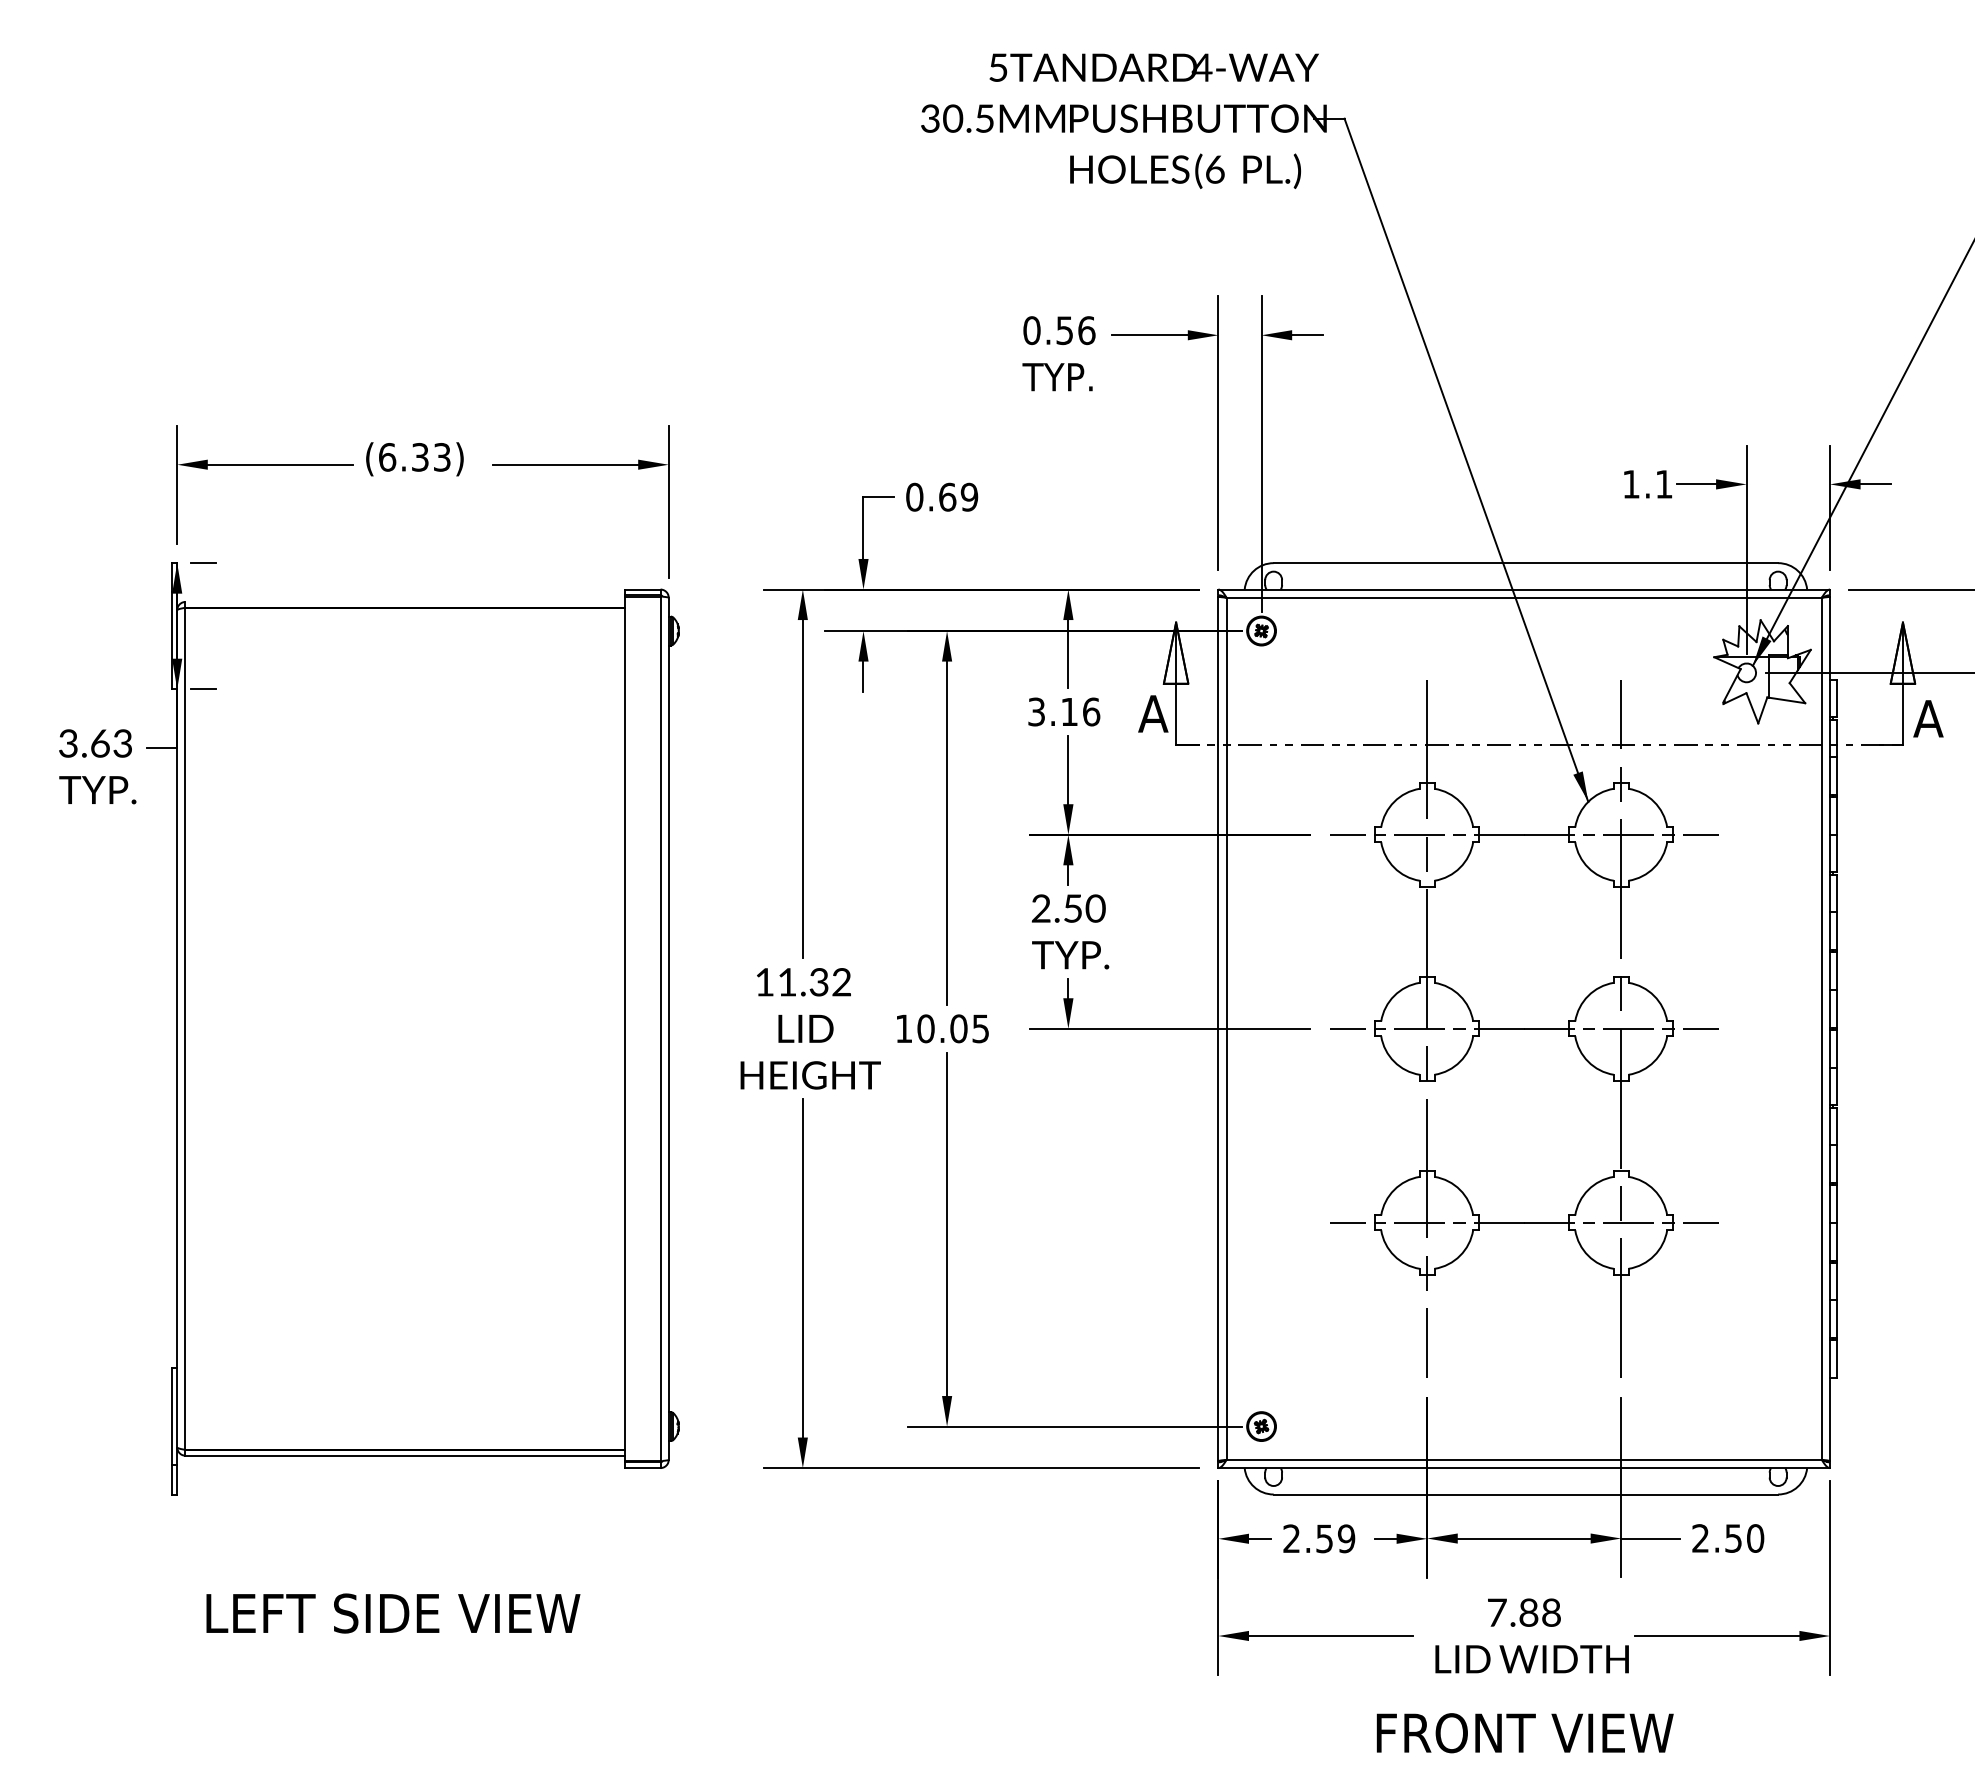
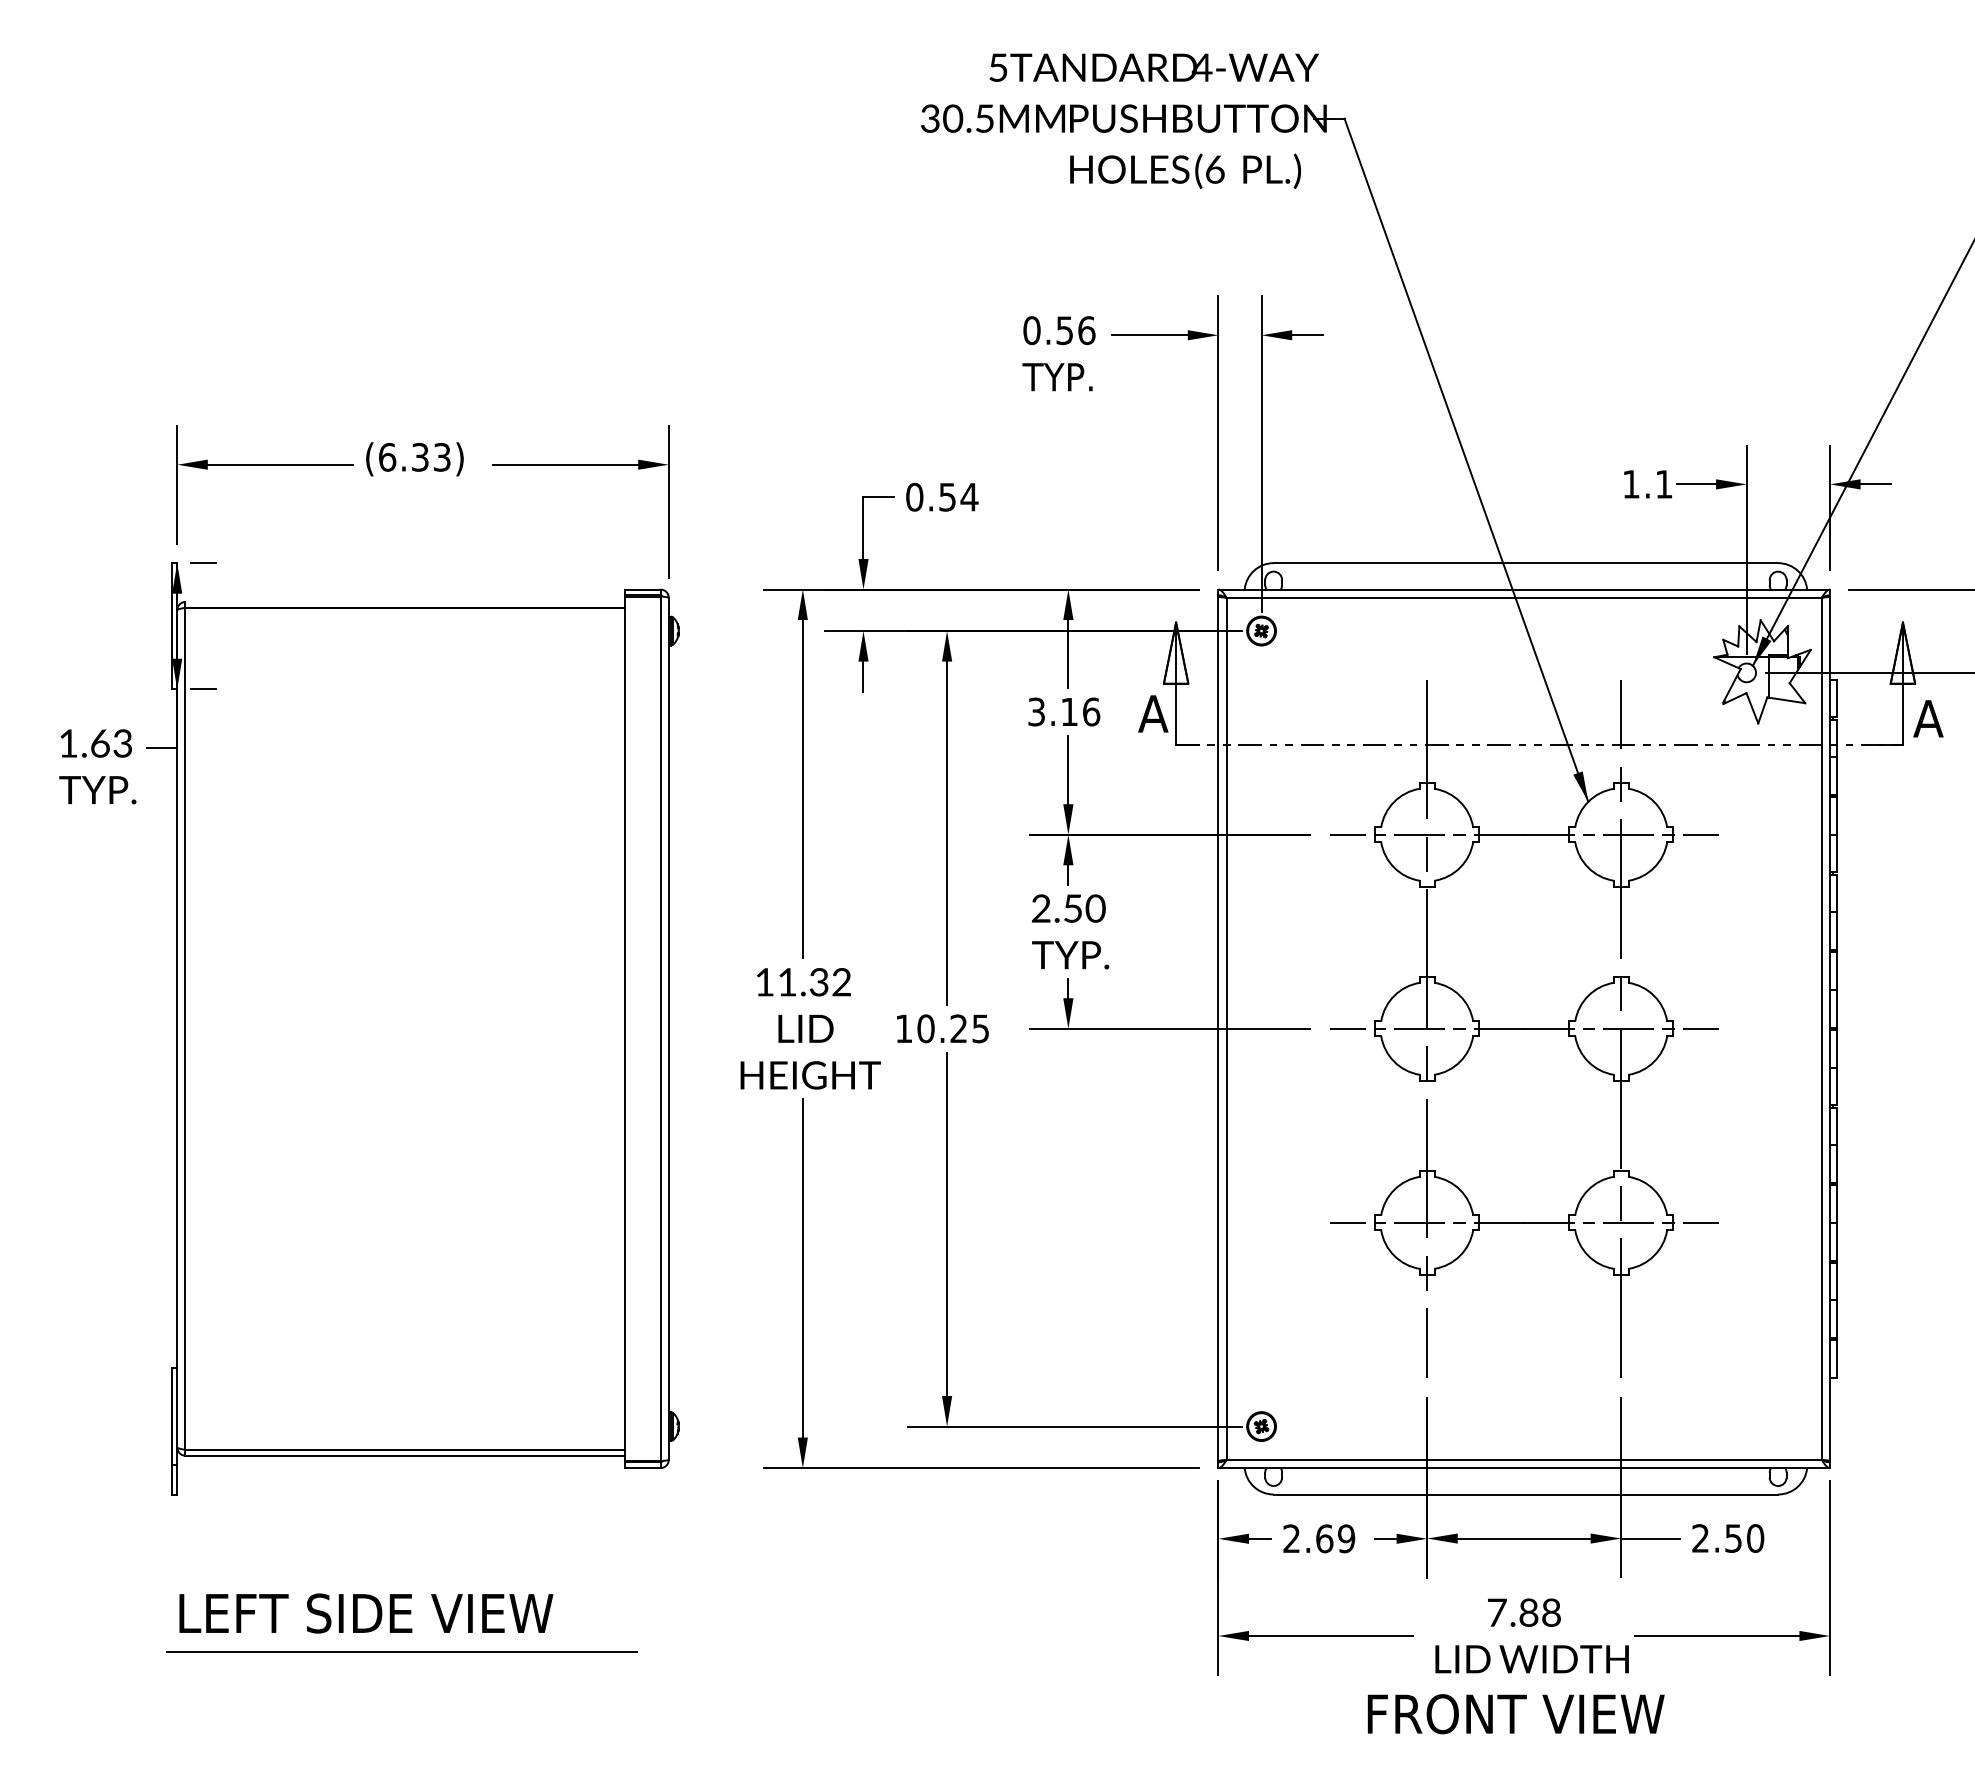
text: 0.69 -> 0.54 (958, 496)
text: 3.63 -> 1.63 (68, 743)
text: 10.05 -> 10.25 (958, 1028)
text: 2.59 -> 2.69 (1324, 1538)
text position: (393, 1613) -> (366, 1613) (366, 1613)
line: none -> present (402, 1652)
text position: (1524, 1733) -> (1515, 1714) (1515, 1714)
